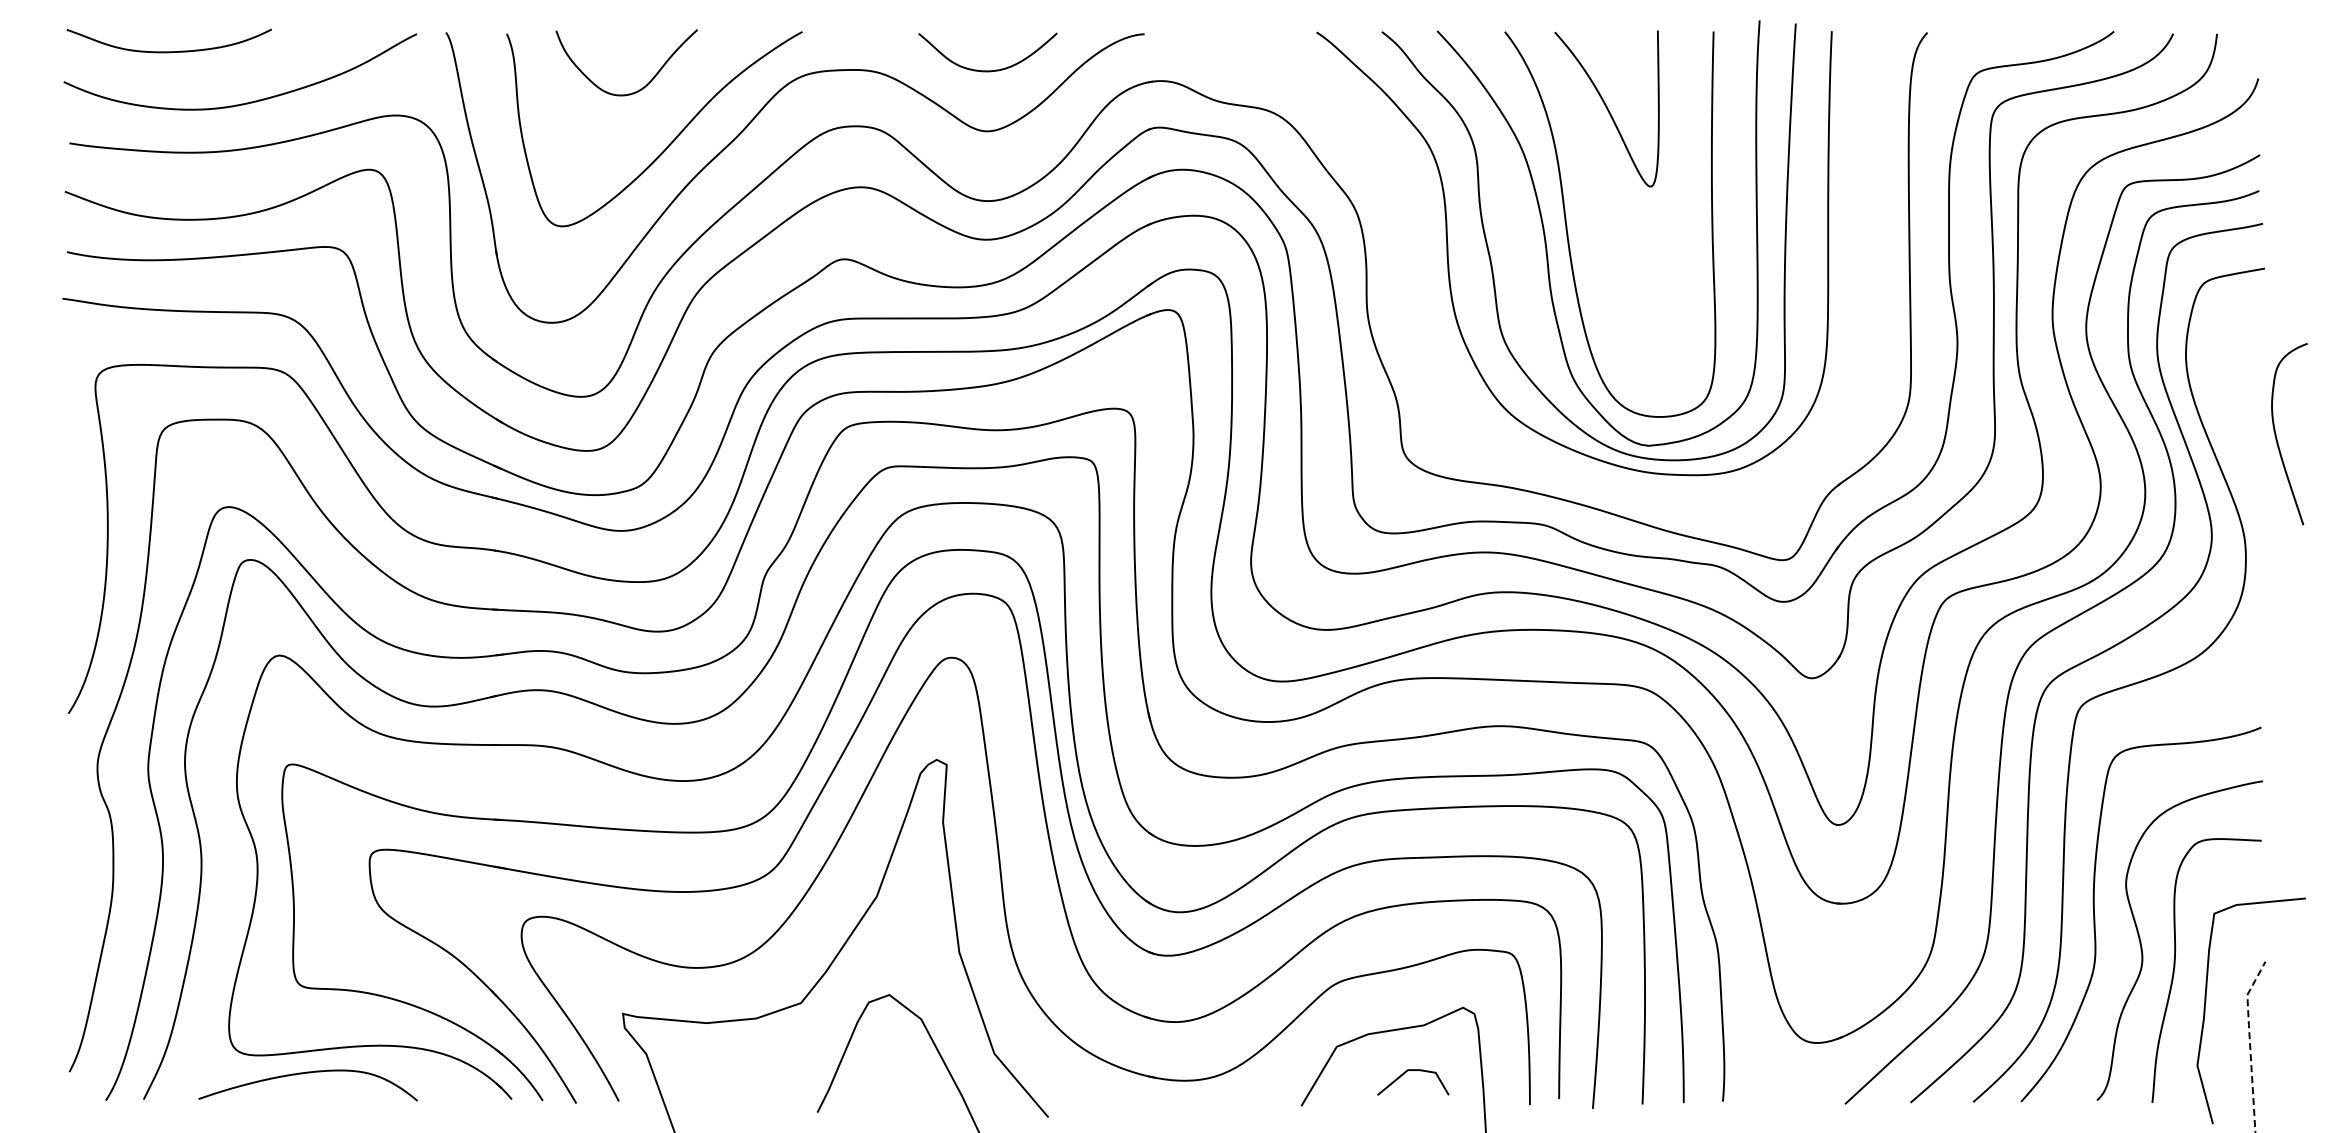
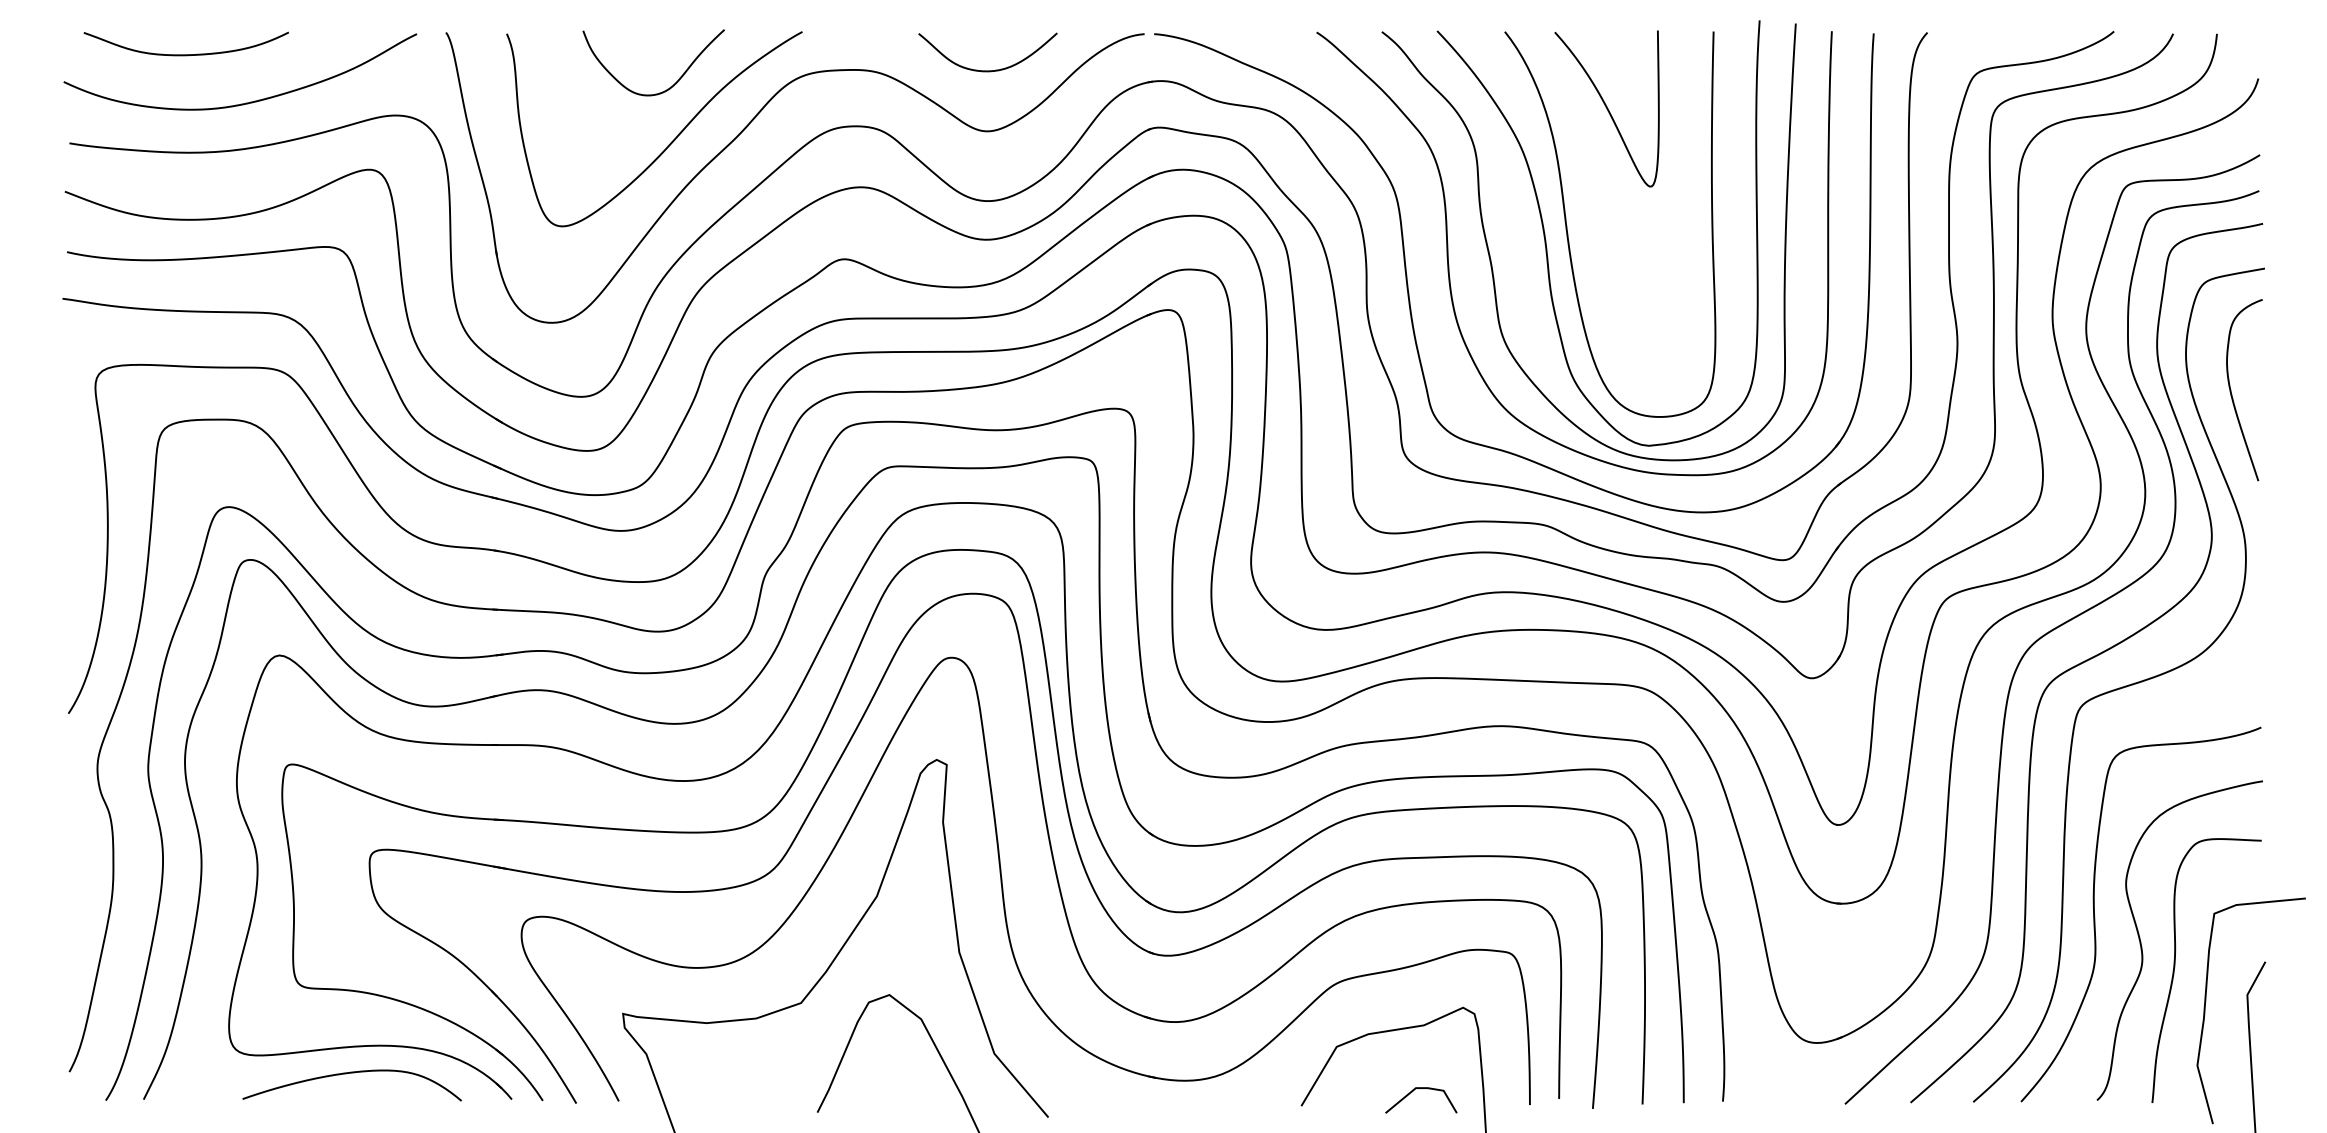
curve position: (168, 51) -> (185, 54) (185, 54)
curve position: (643, 86) -> (670, 86) (670, 86)
part: none -> present (1408, 284)
curve position: (2277, 438) -> (2232, 394) (2232, 394)
line: dashed -> solid (2249, 1043)
line position: (1413, 1070) -> (1421, 1088) (1421, 1088)
curve position: (307, 1073) -> (351, 1073) (351, 1073)
